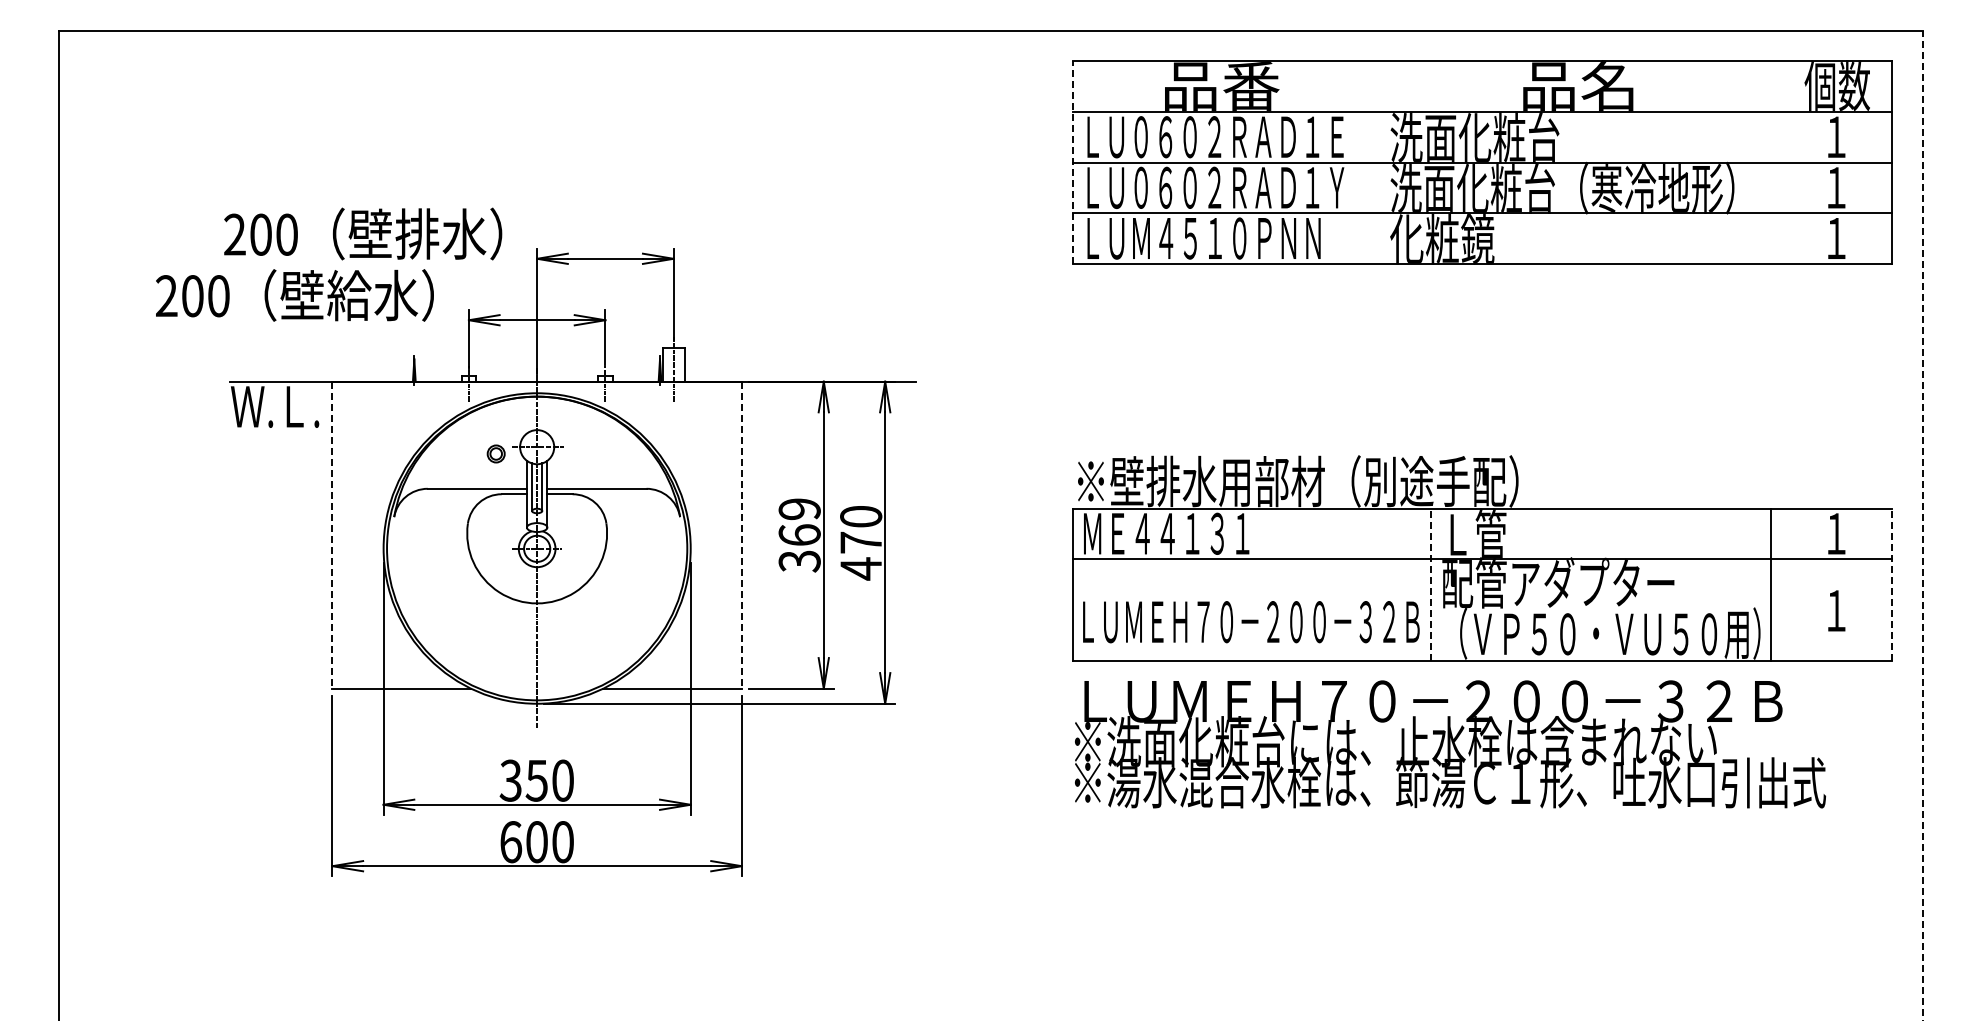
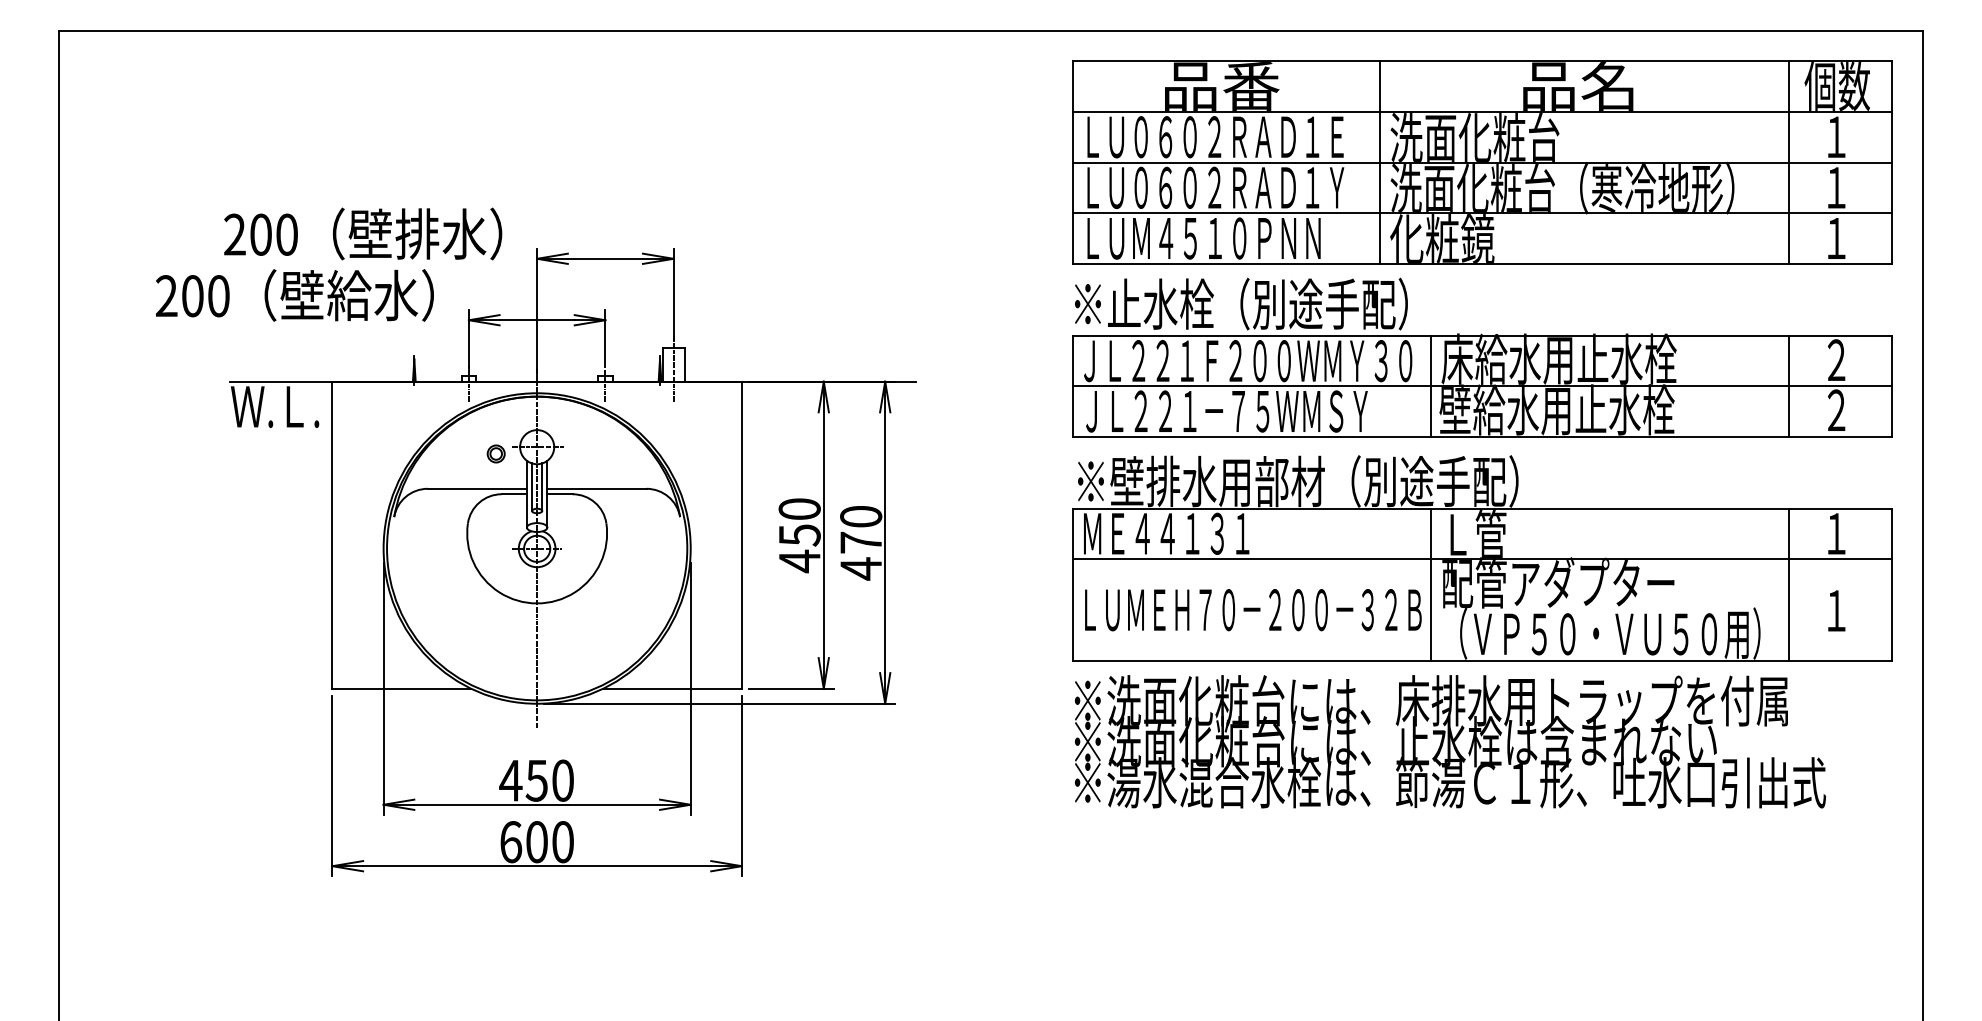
line: dashed -> solid (1072, 162)
line: none -> present (1379, 162)
line: none -> present (1789, 162)
part: none -> present (1482, 357)
line: dashed -> solid (1922, 525)
line: dashed -> solid (332, 535)
line: dashed -> solid (741, 535)
text: 369 -> 450 (799, 535)
line: dashed -> solid (1431, 584)
line position: (1771, 584) -> (1789, 584) (1789, 584)
line: dashed -> solid (1891, 584)
text position: (1251, 622) -> (1253, 610) (1253, 610)
text: ＬＵＭＥＨ７０－２００－３２Ｂ -> ※洗面化粧台には、床排水用トラップを付属 (1430, 700)
text: 350 -> 450 (510, 780)
